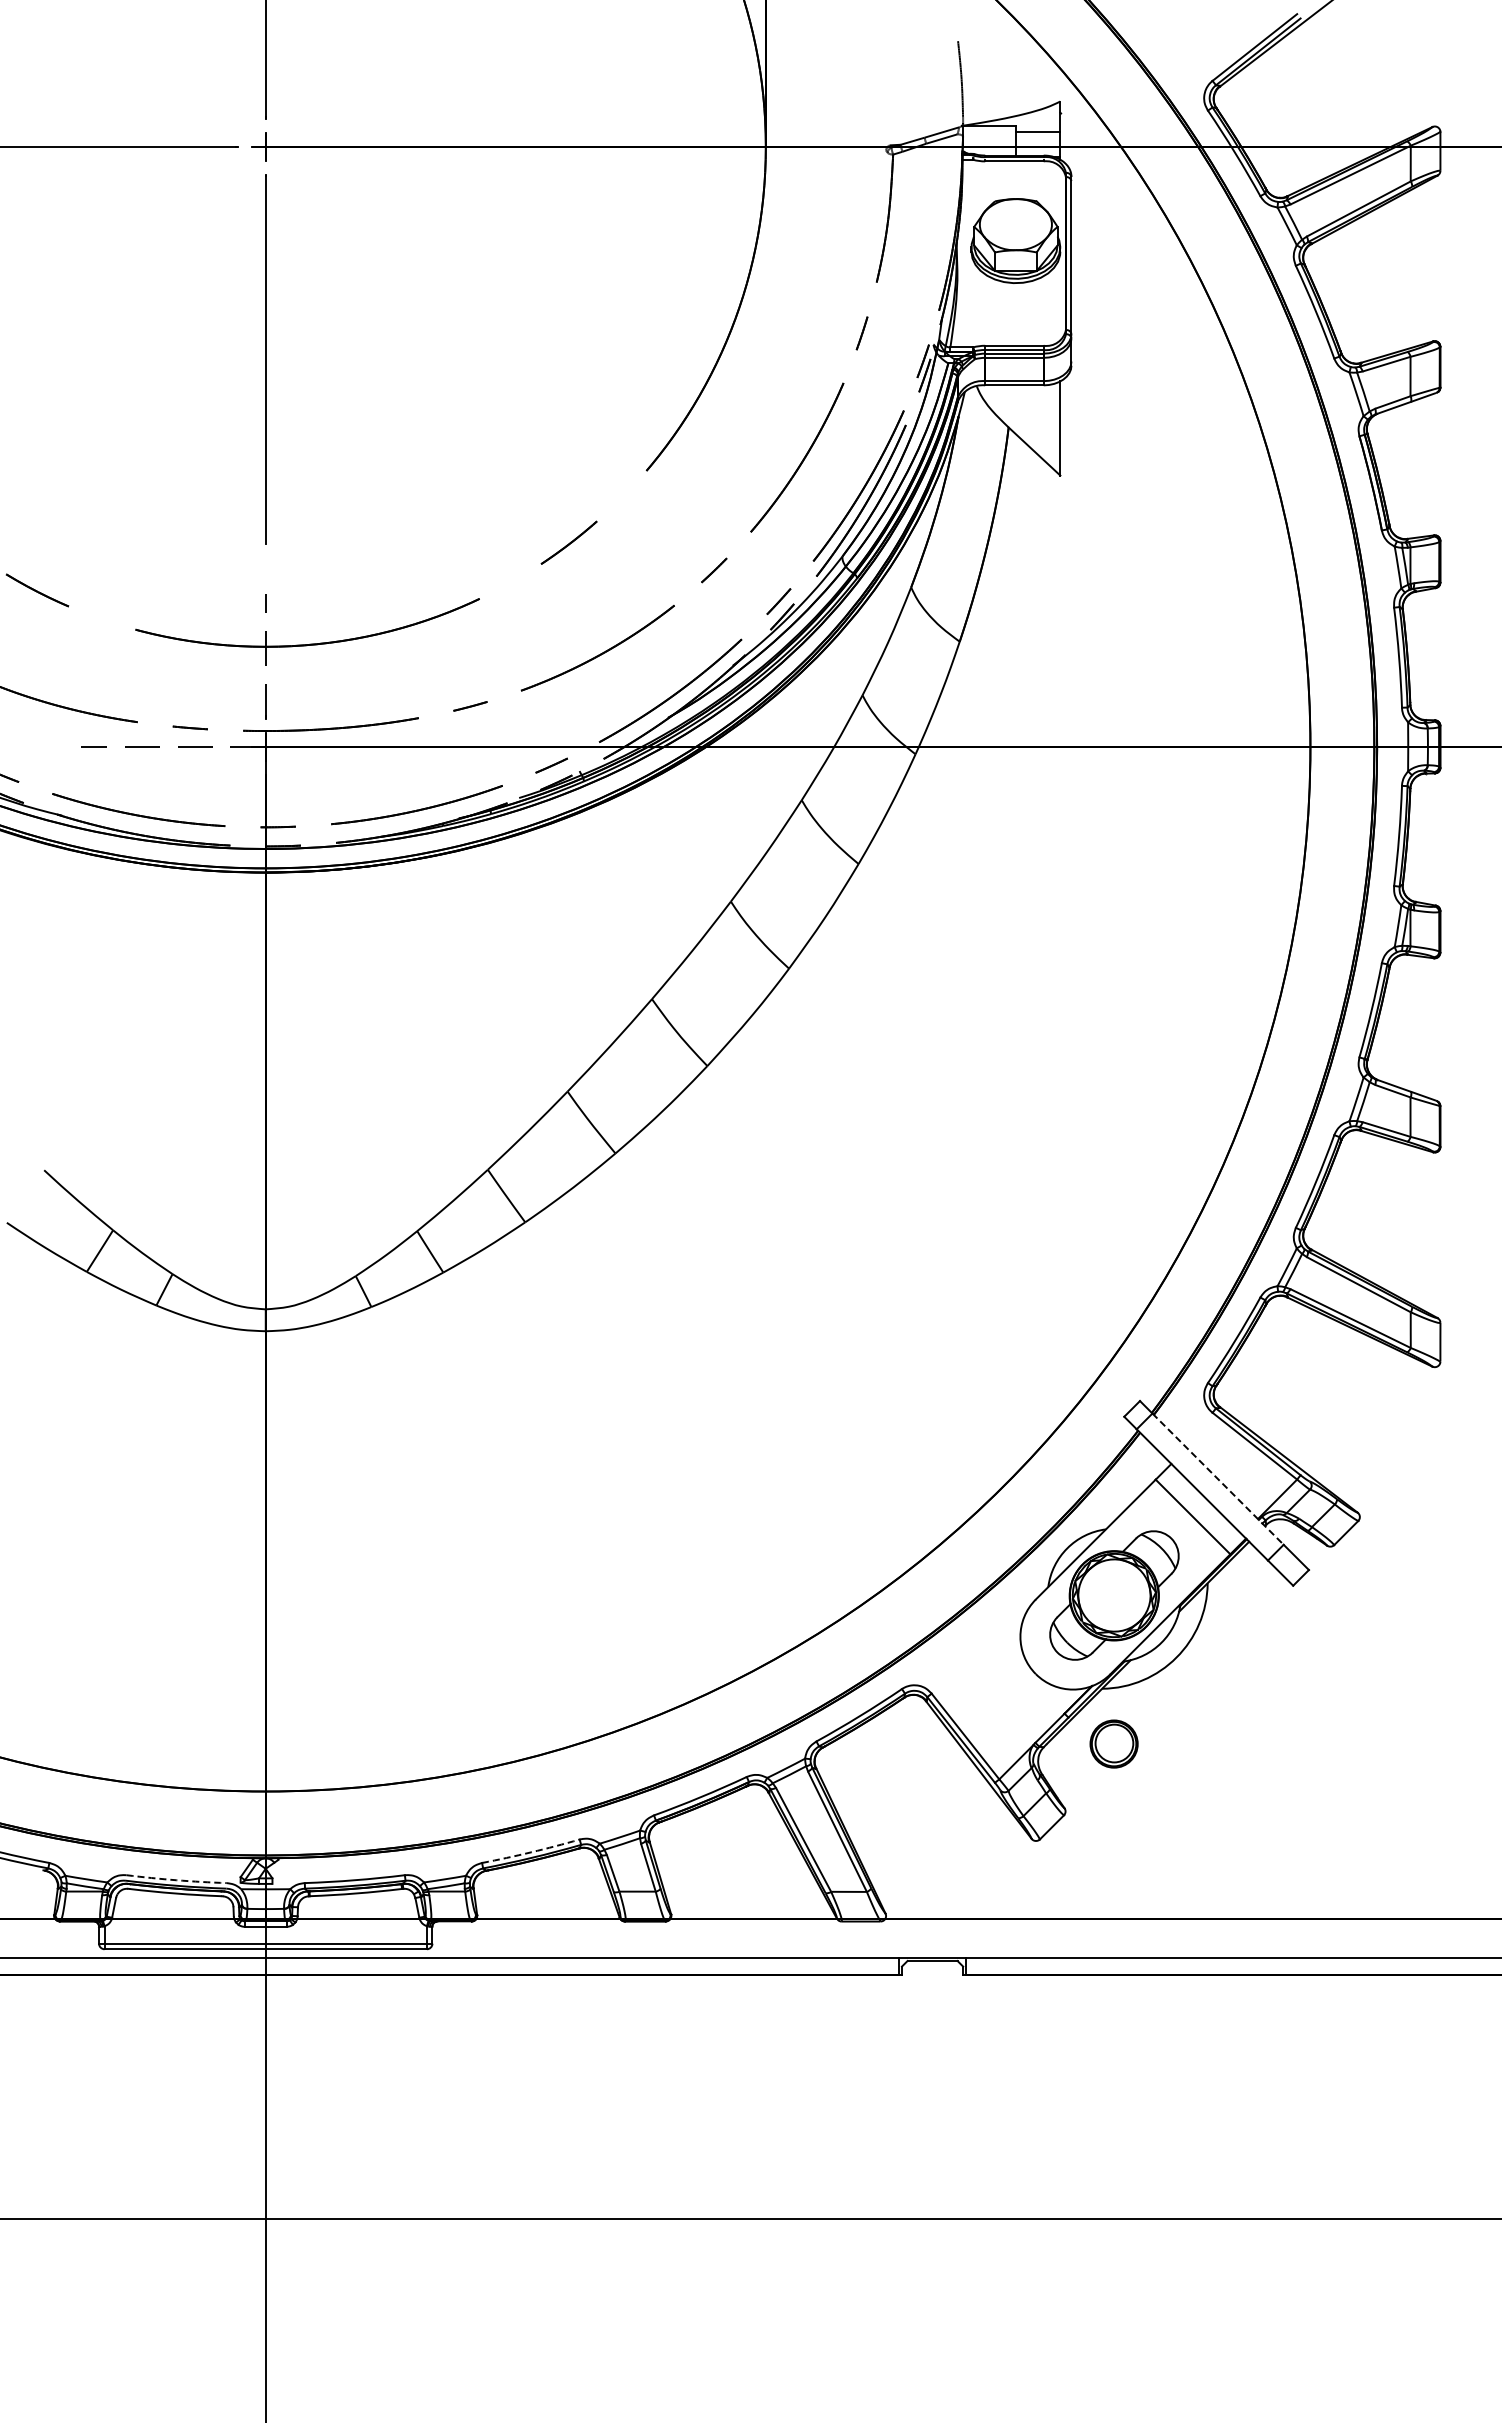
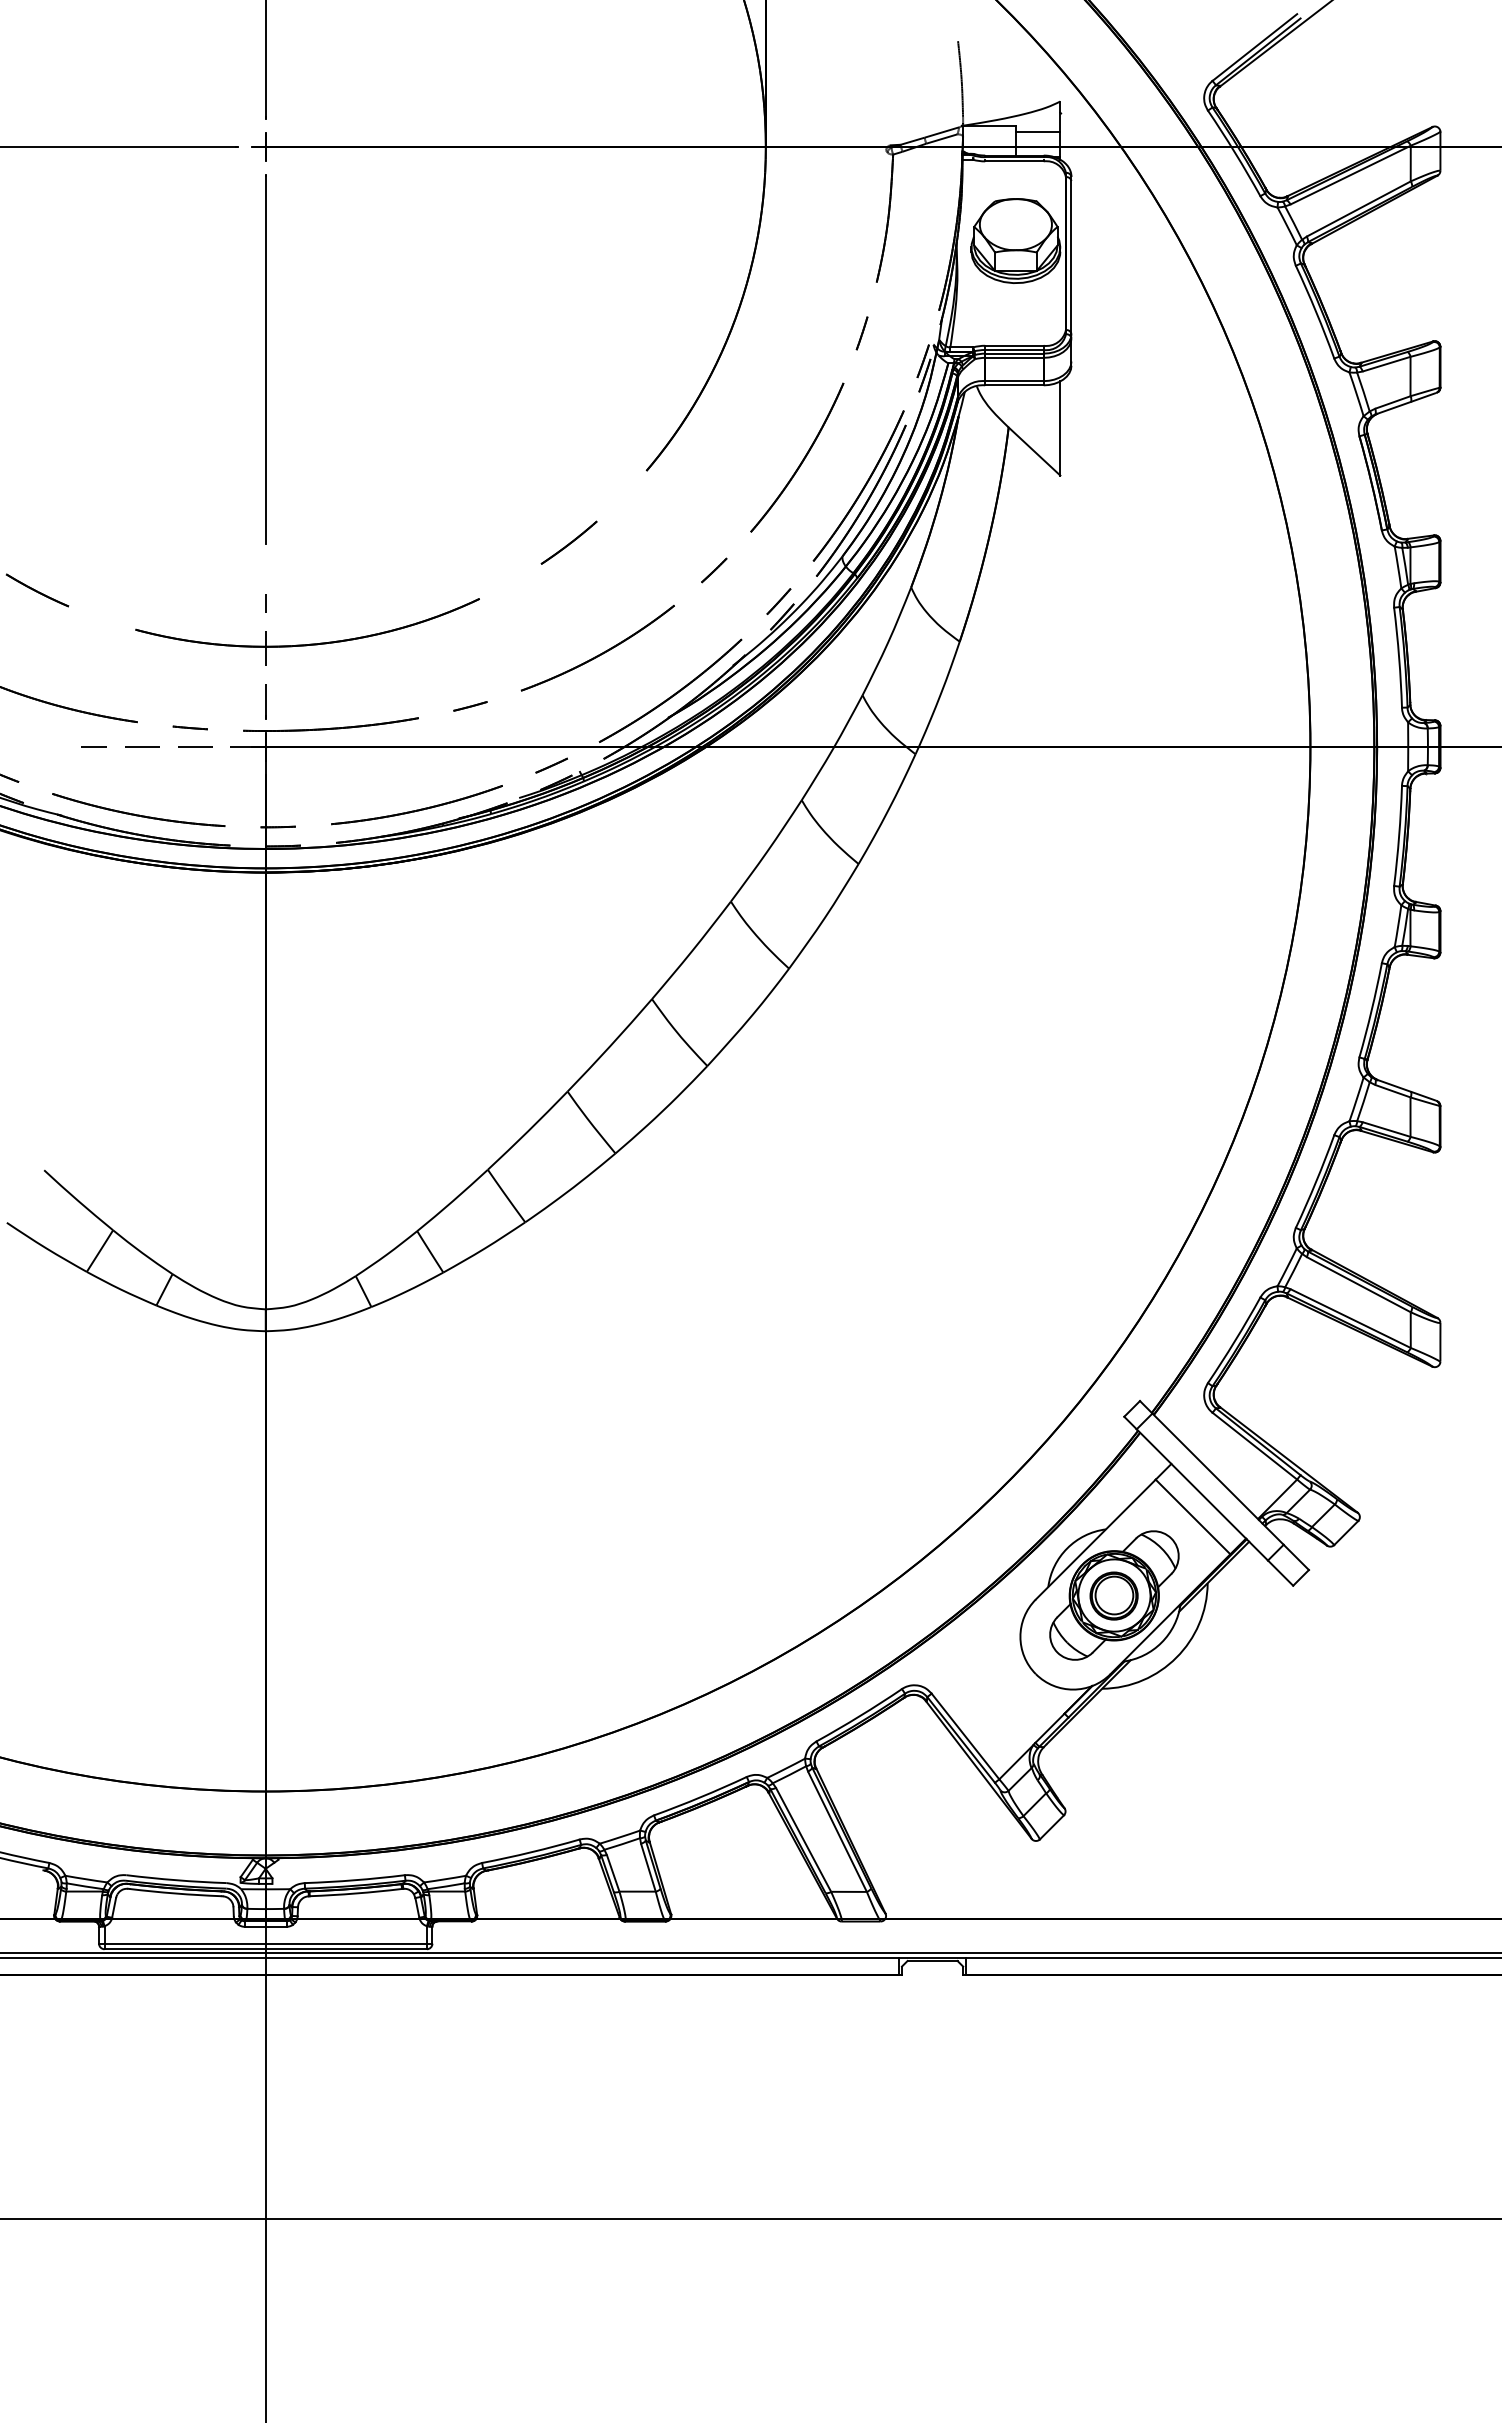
line: dashed -> solid (1218, 1479)
part position: (1113, 1743) -> (1113, 1595) (1113, 1595)
arc: dashed -> solid (531, 1852)
arc: dashed -> solid (176, 1880)
line: none -> present (750, 1952)
